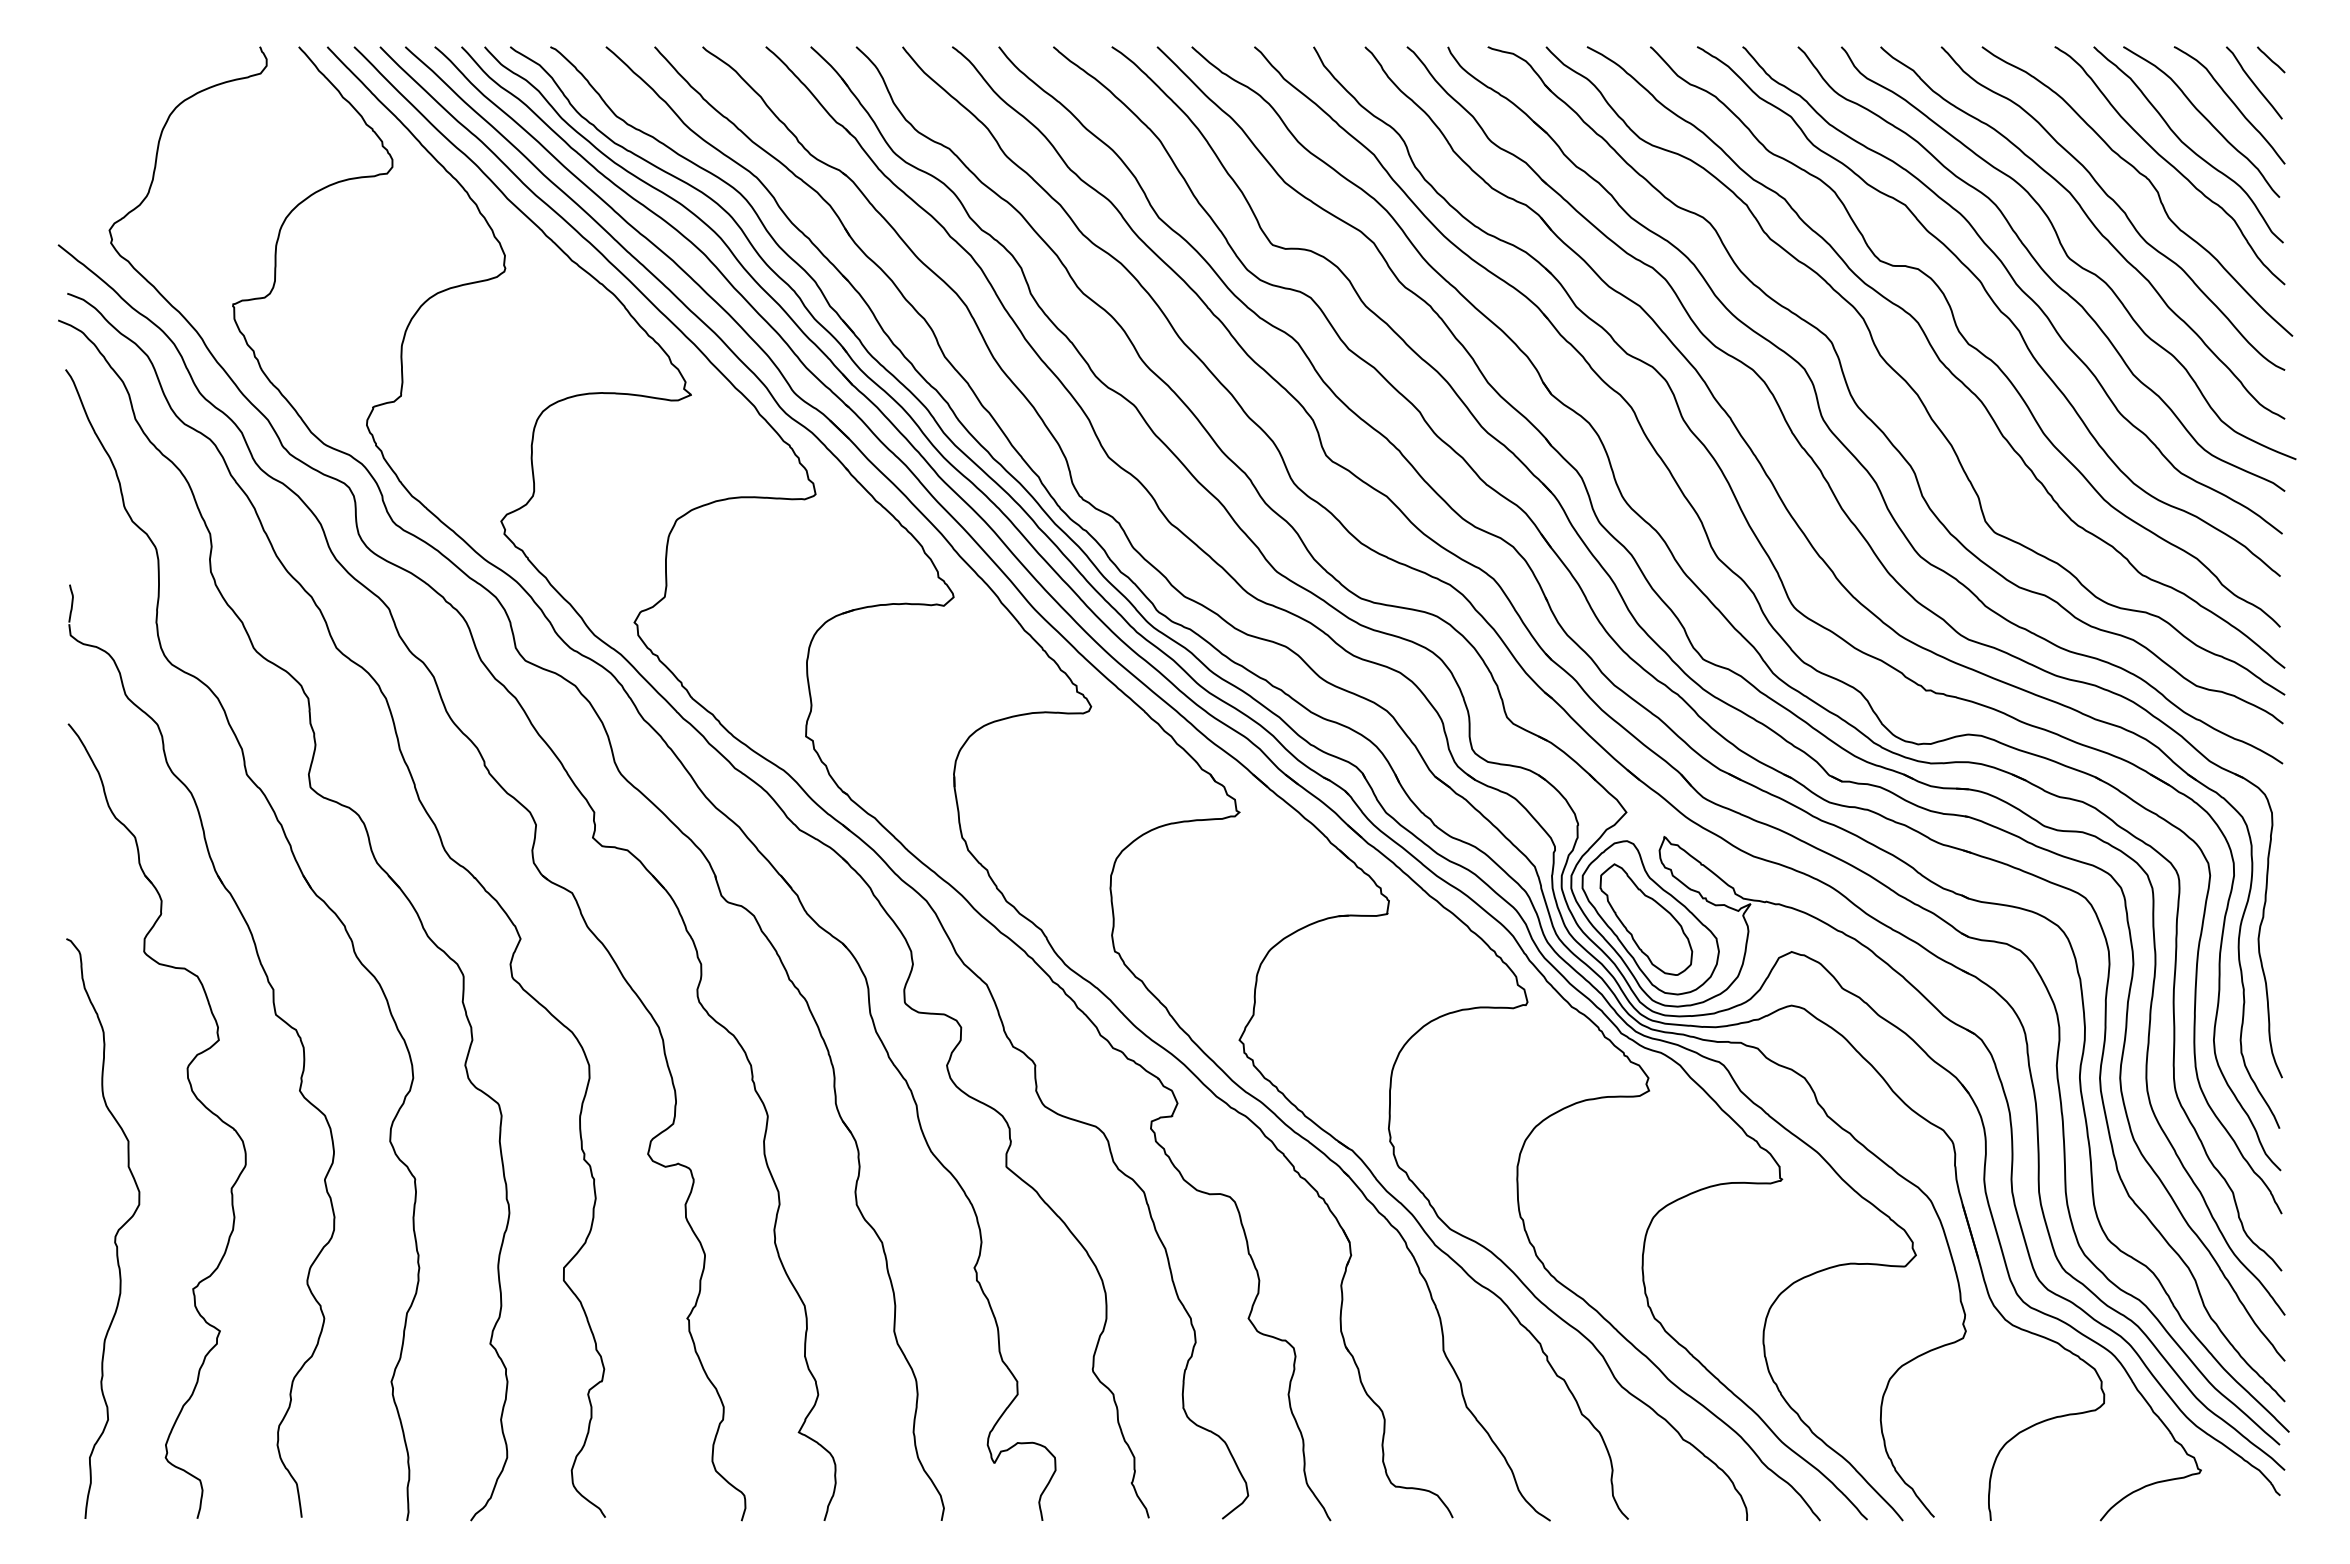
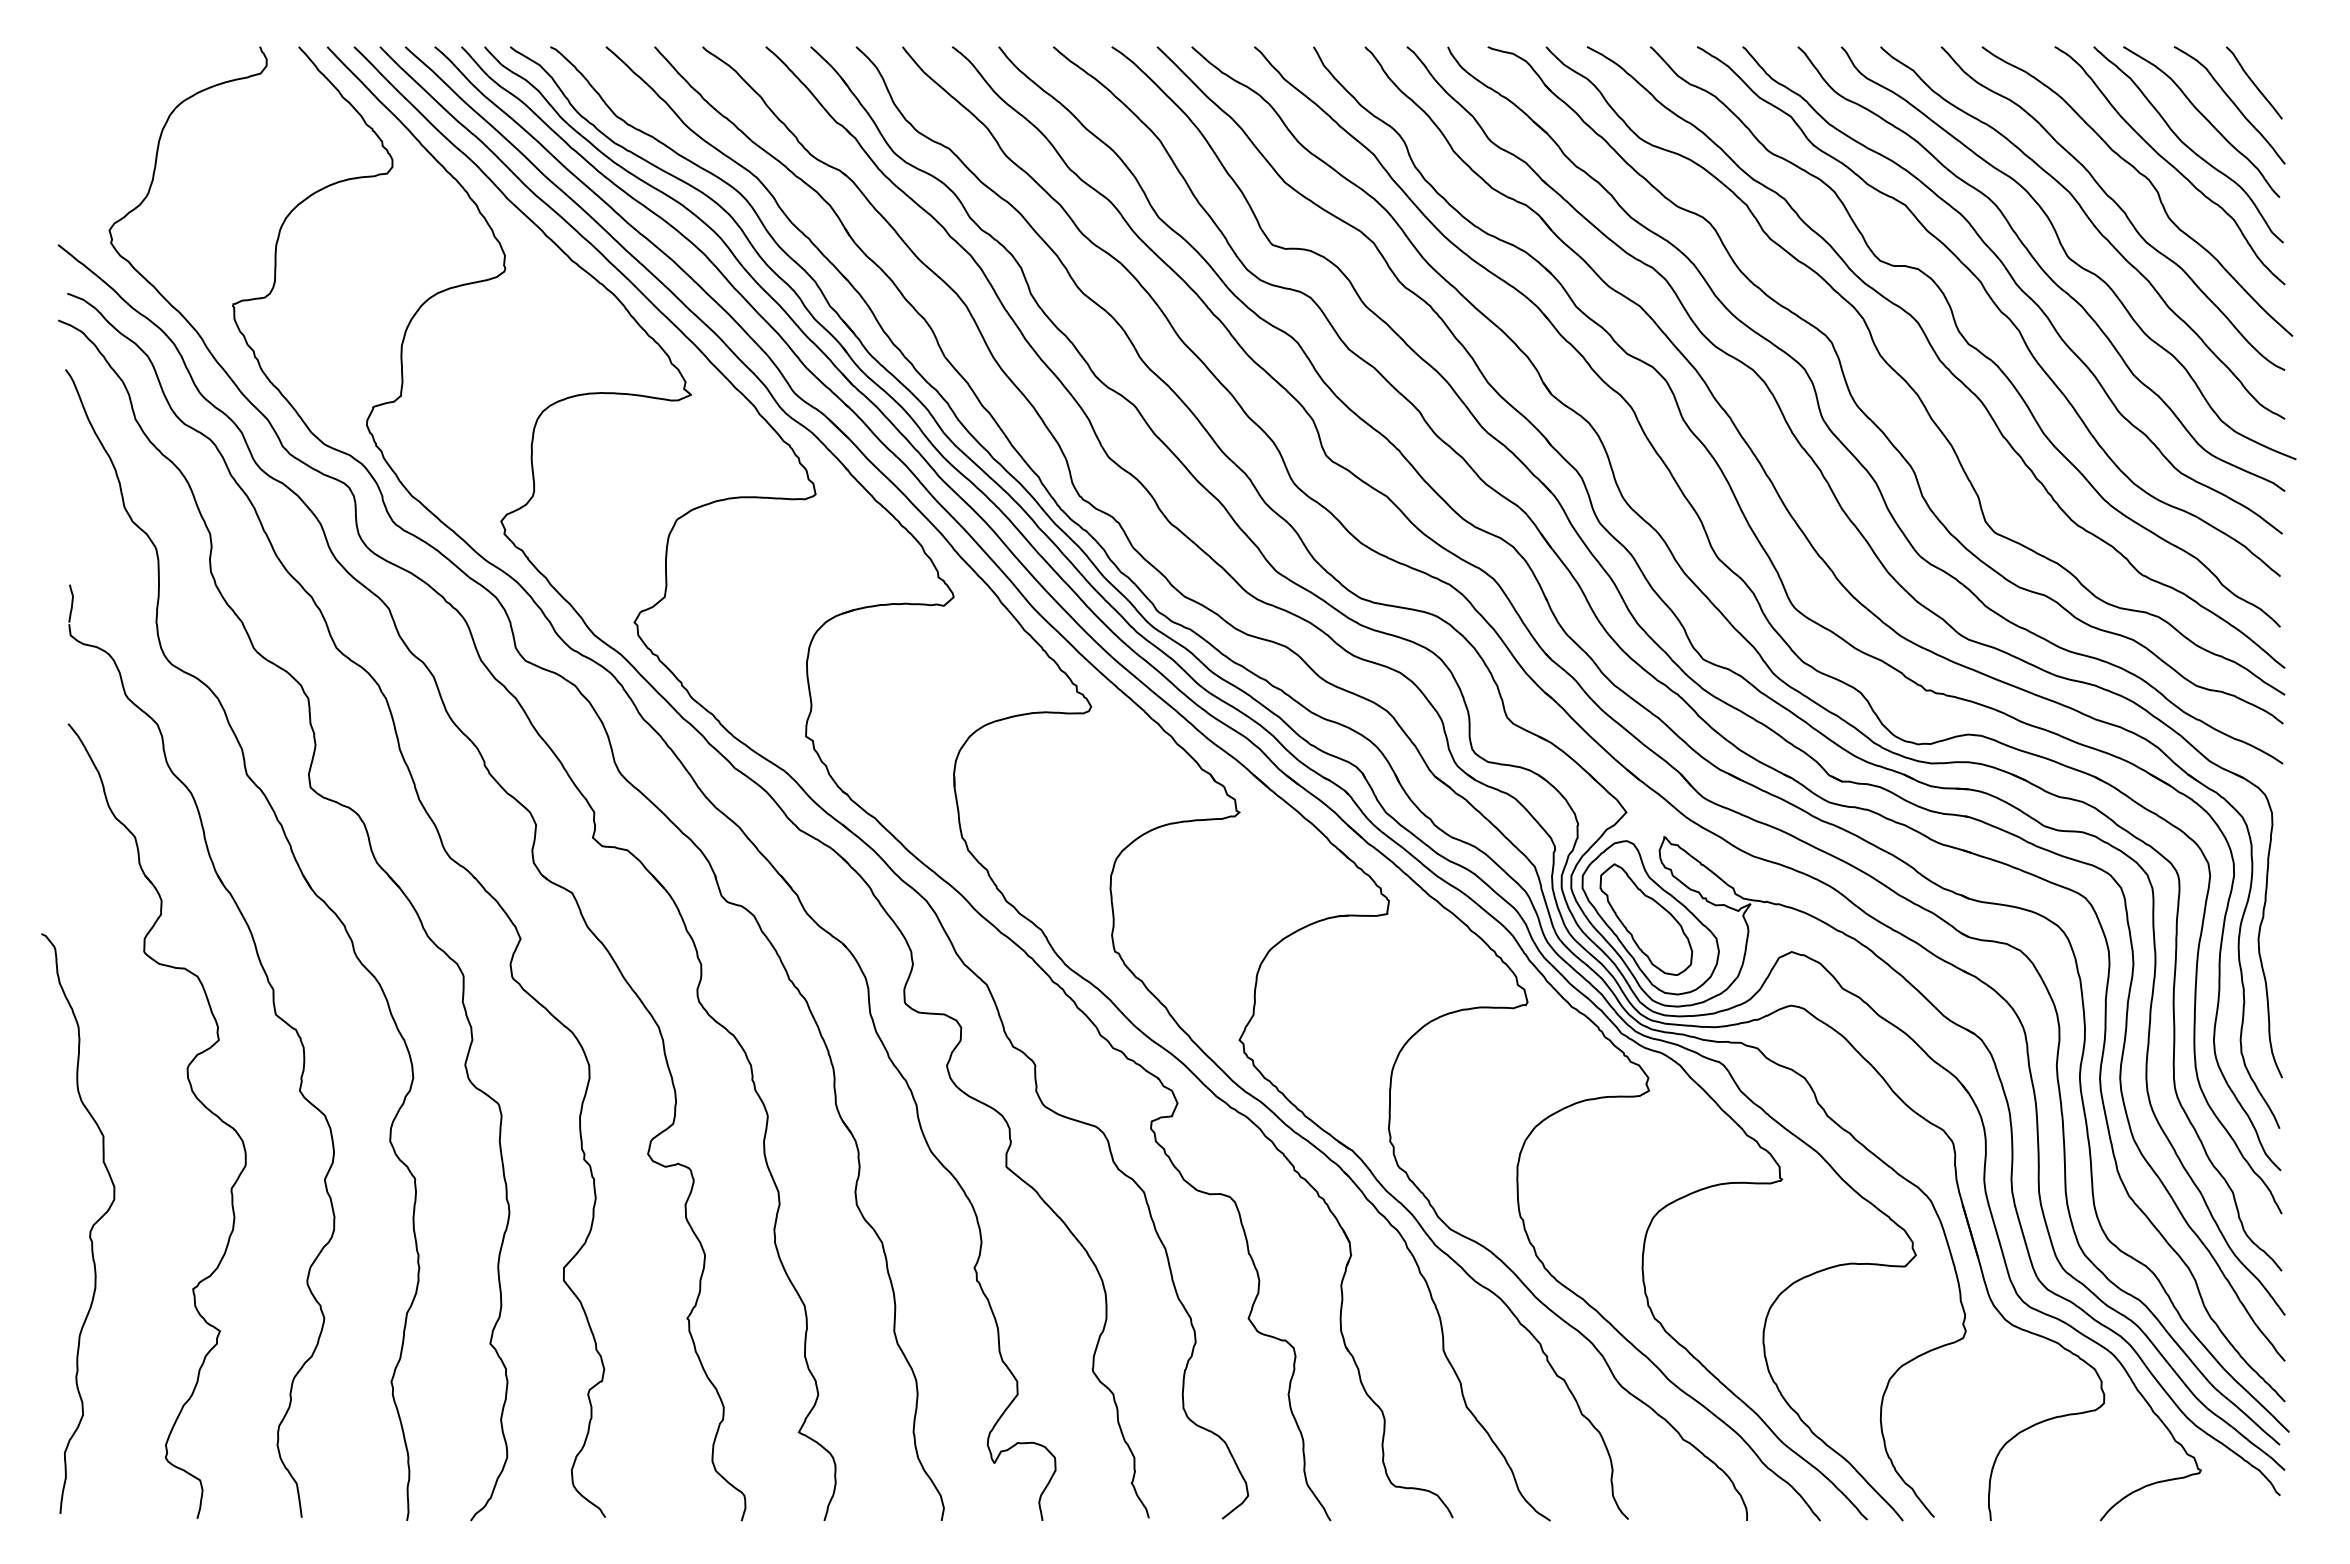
line: present -> none (2271, 59)
curve position: (115, 1234) -> (90, 1229) (90, 1229)
